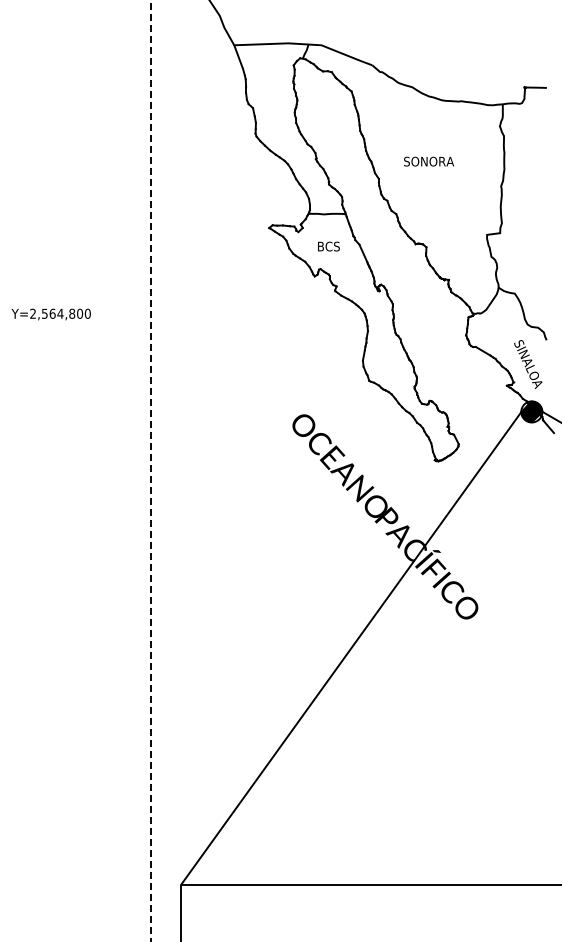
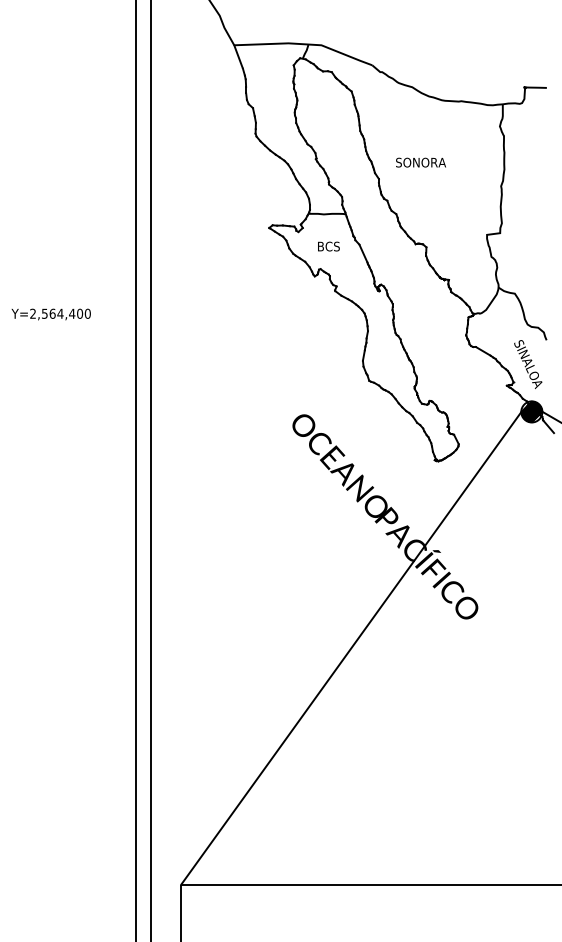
text position: (428, 161) -> (420, 162) (420, 162)
text: Y=2,564,800 -> Y=2,564,400 (71, 313)
line: none -> present (136, 470)
line: dashed -> solid (151, 470)
